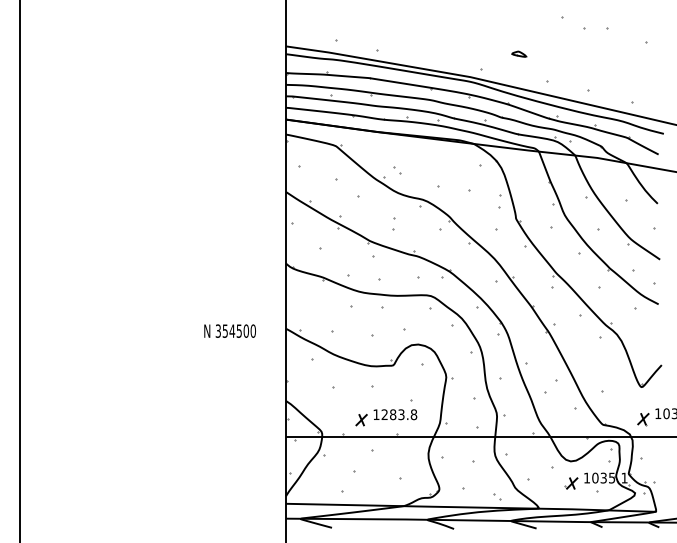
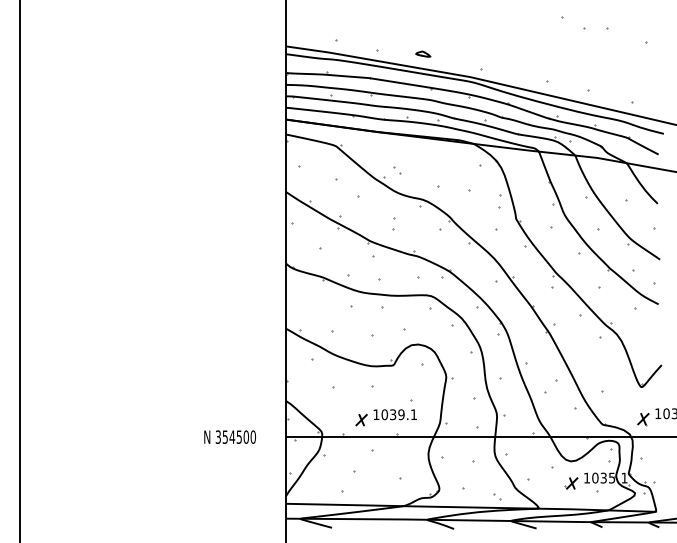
part position: (519, 53) -> (423, 53) (423, 53)
text position: (229, 330) -> (229, 436) (229, 436)
text: 1283.8 -> 1039.1 (399, 414)
